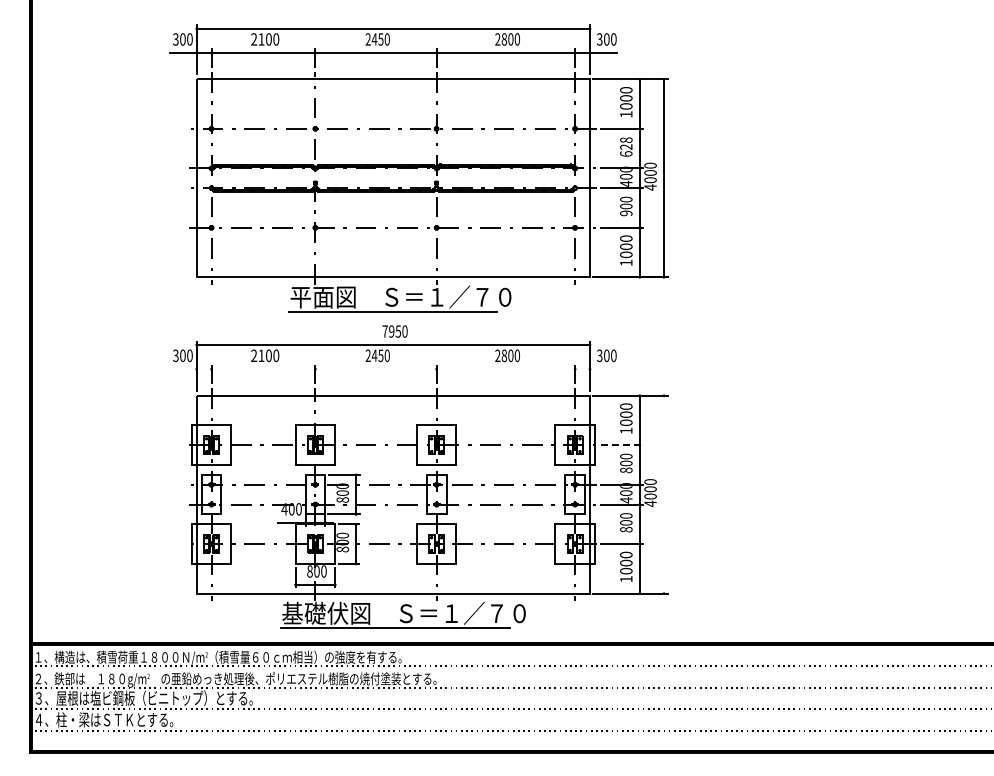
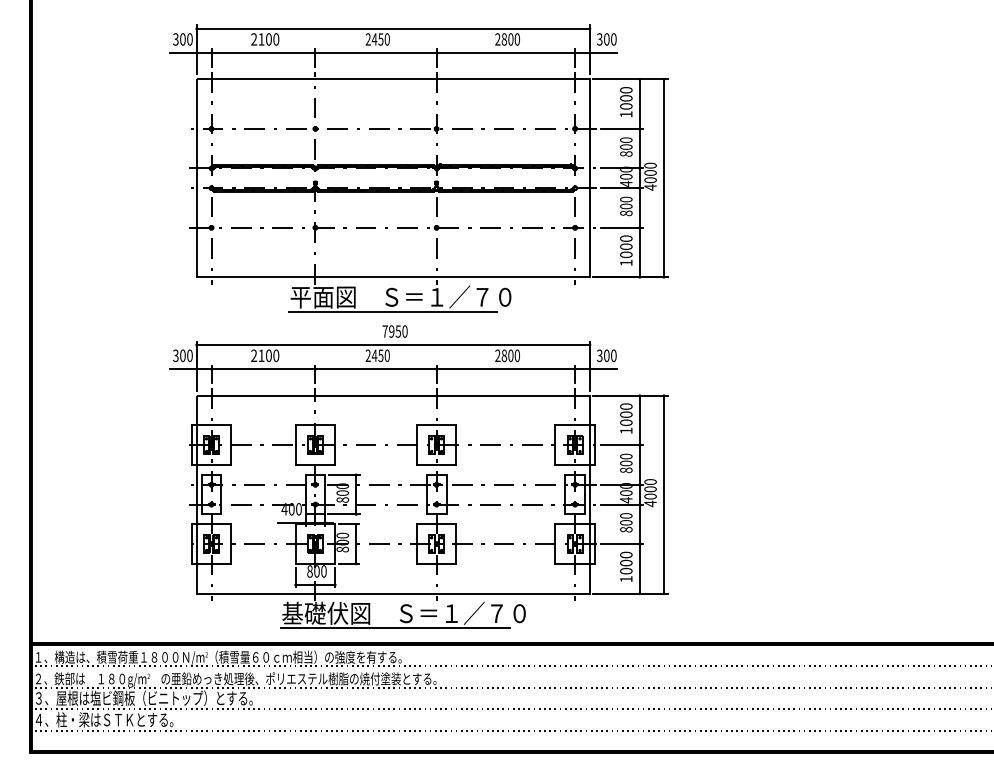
text: 628 -> 800 (626, 146)
text: 900 -> 800 (626, 213)
line: none -> present (393, 369)
line: dashed -> solid (622, 445)
line: none -> present (664, 494)
